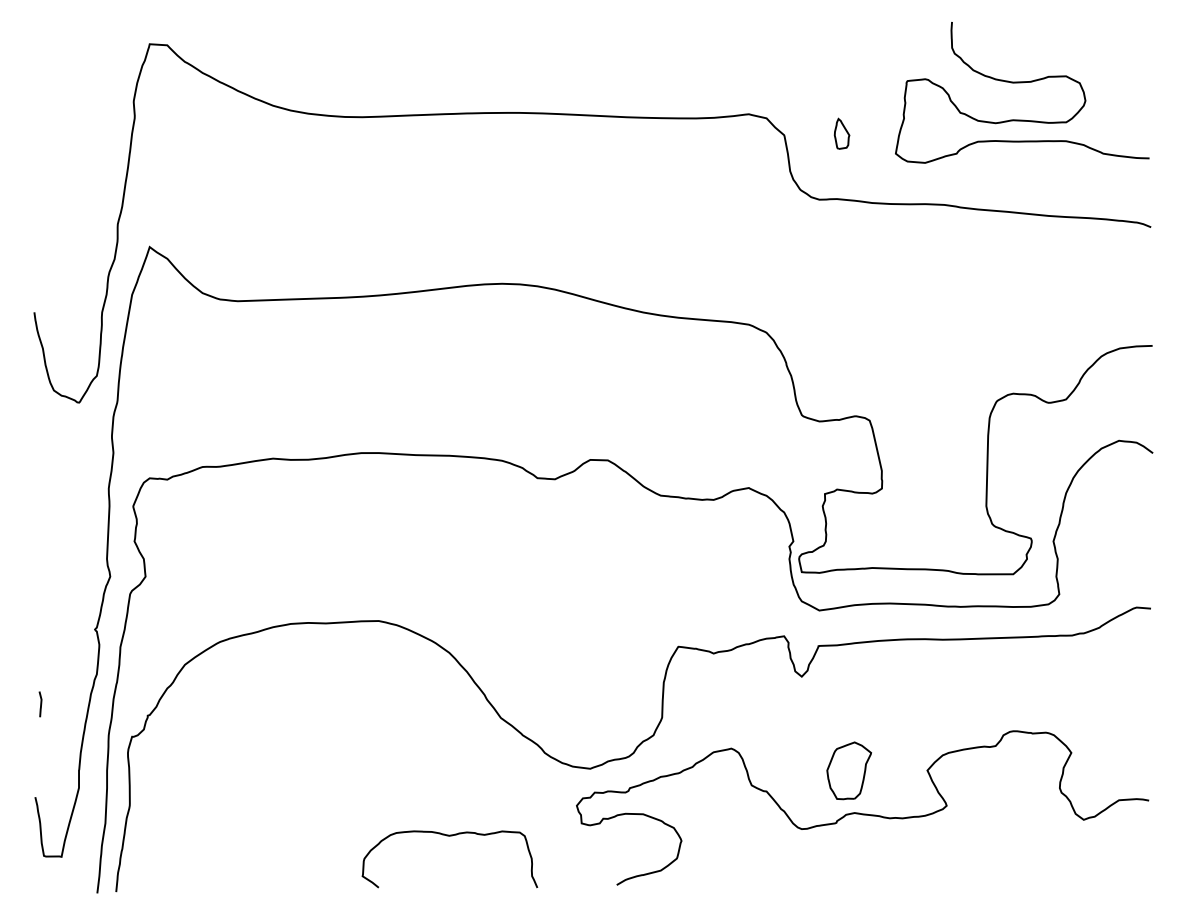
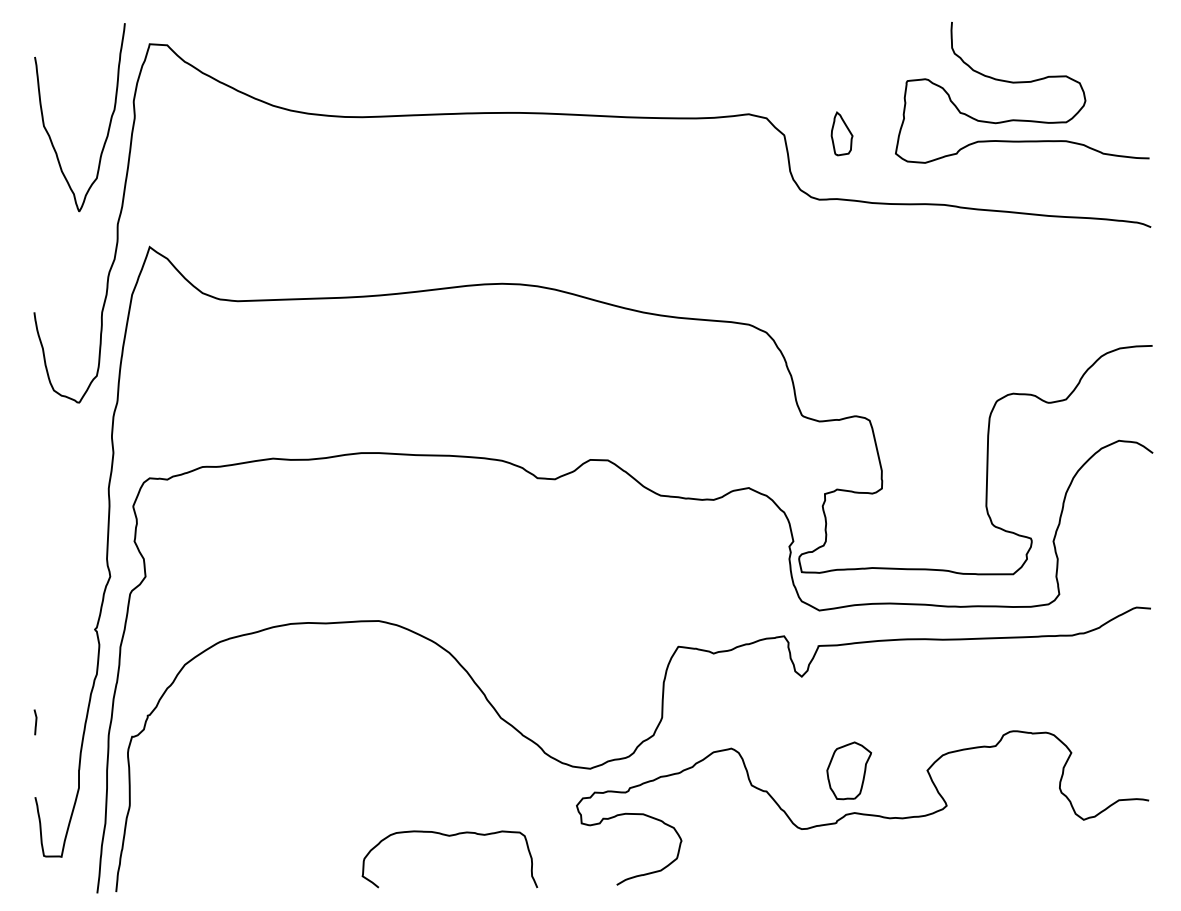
curve: none -> present (109, 121)
part size: 18x33 px -> 24x46 px (841, 133)
line position: (40, 704) -> (35, 722) (35, 722)
